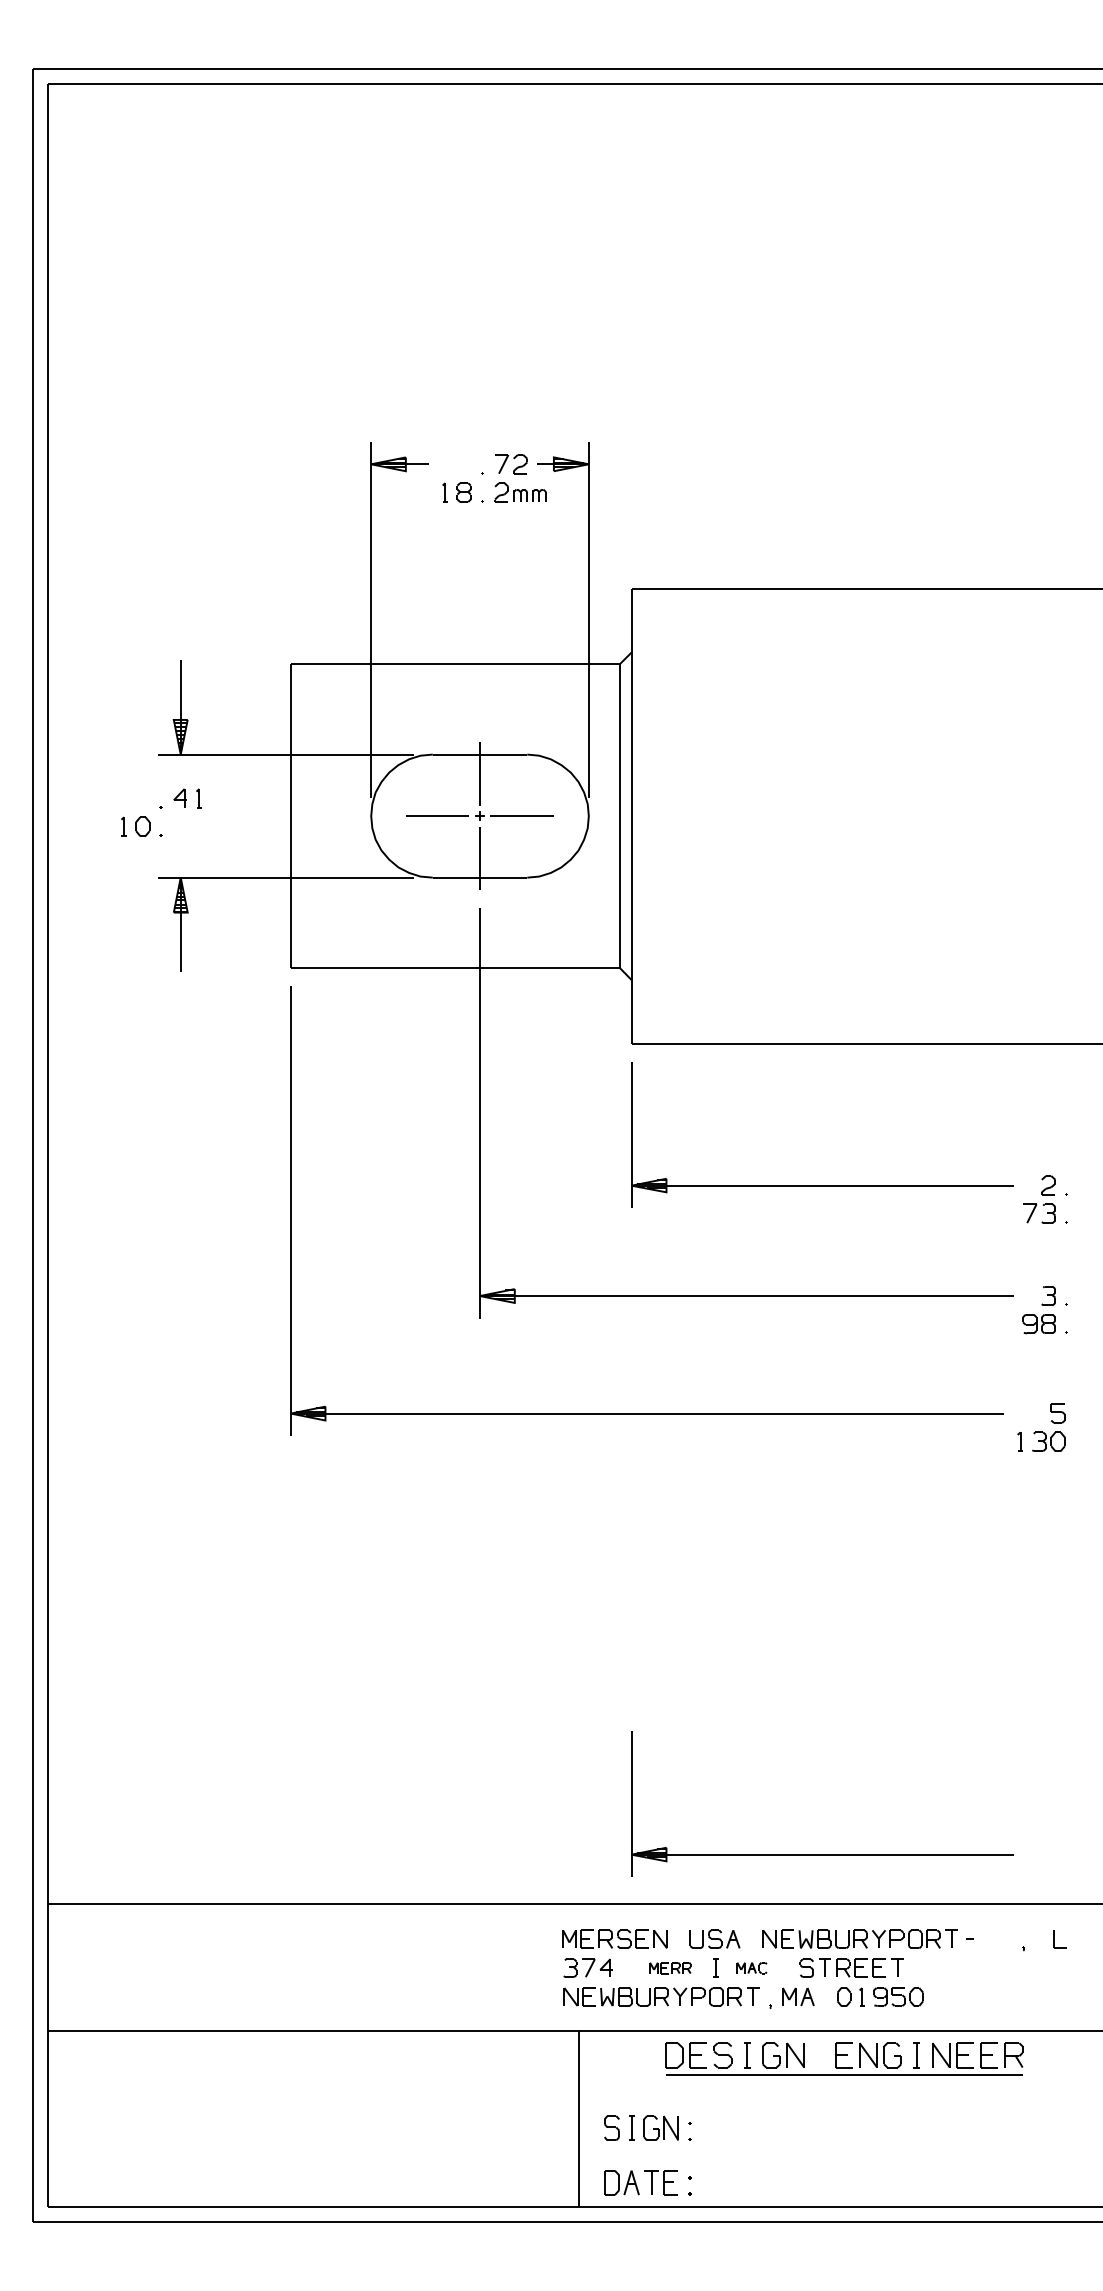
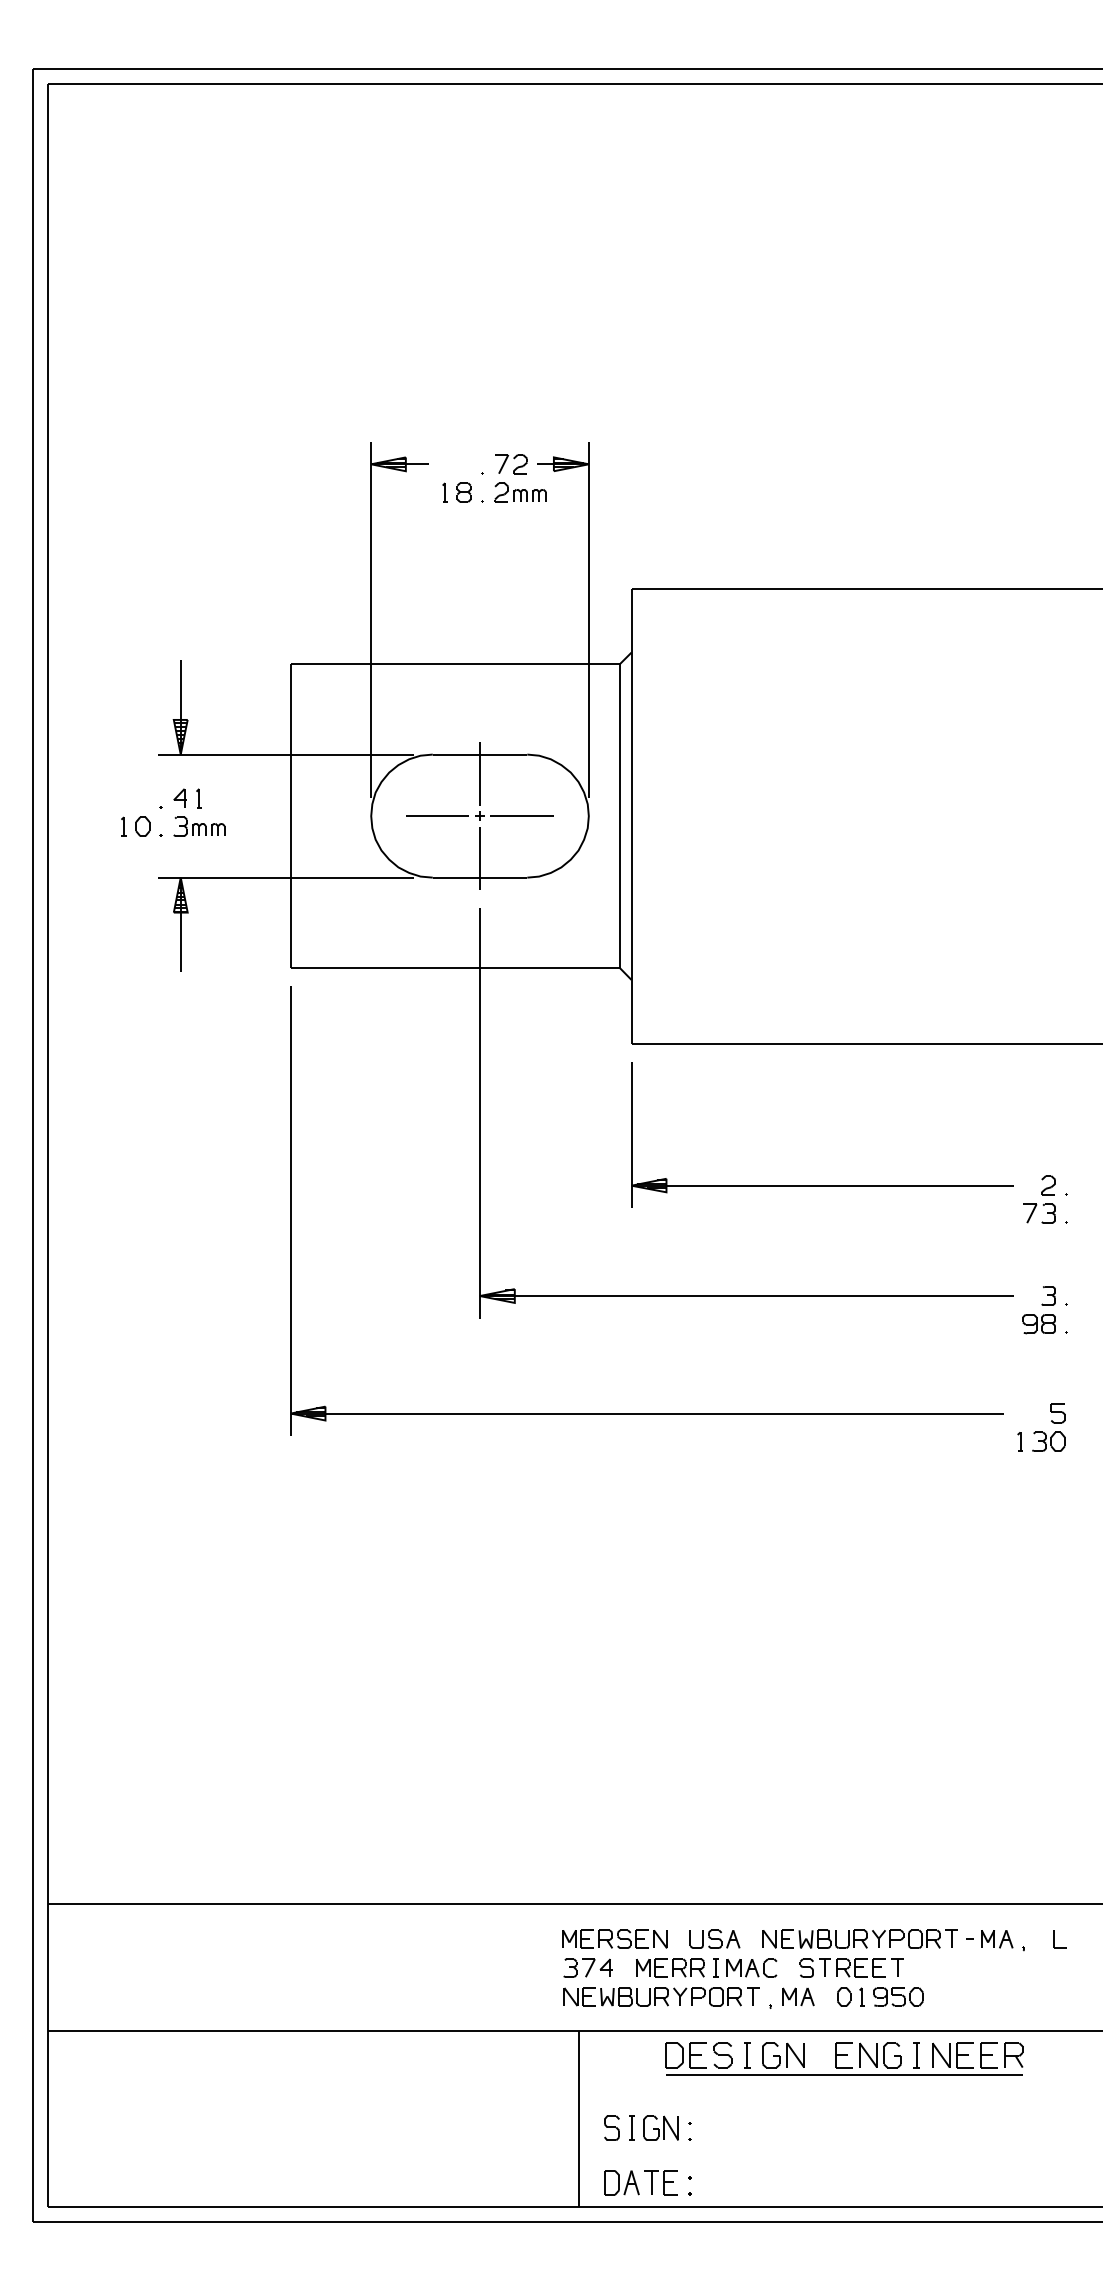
part: none -> present (199, 826)
part: present -> none (822, 1854)
part: none -> present (997, 1939)
part size: 43x13 px -> 69x20 px (670, 1967)
part size: 32x13 px -> 52x20 px (751, 1967)
